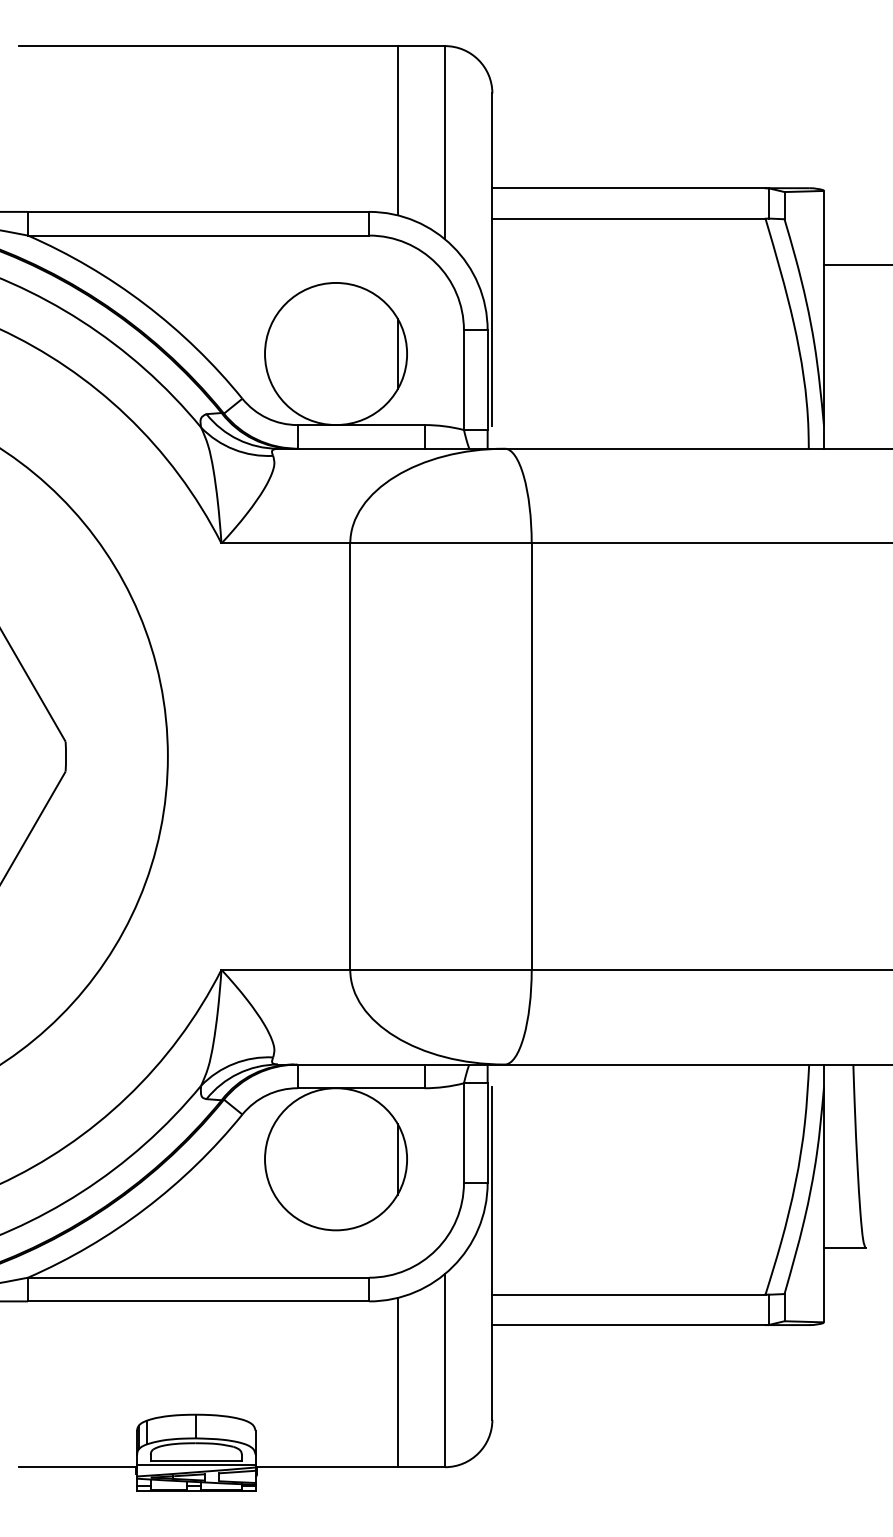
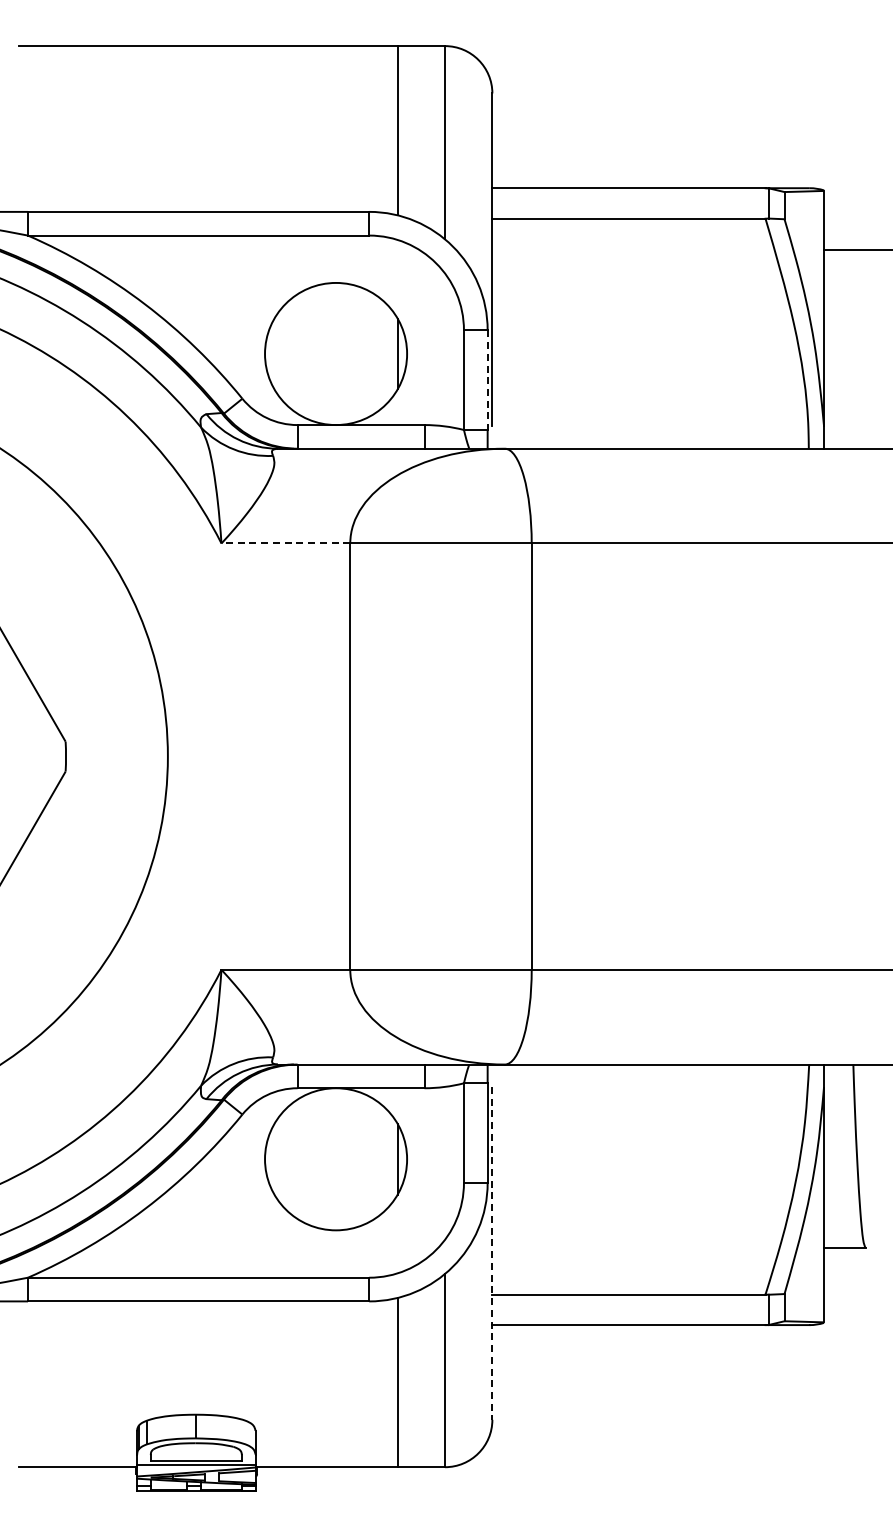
line position: (856, 265) -> (856, 250) (856, 250)
line: solid -> dashed (487, 380)
line: solid -> dashed (285, 543)
line: solid -> dashed (492, 1253)
